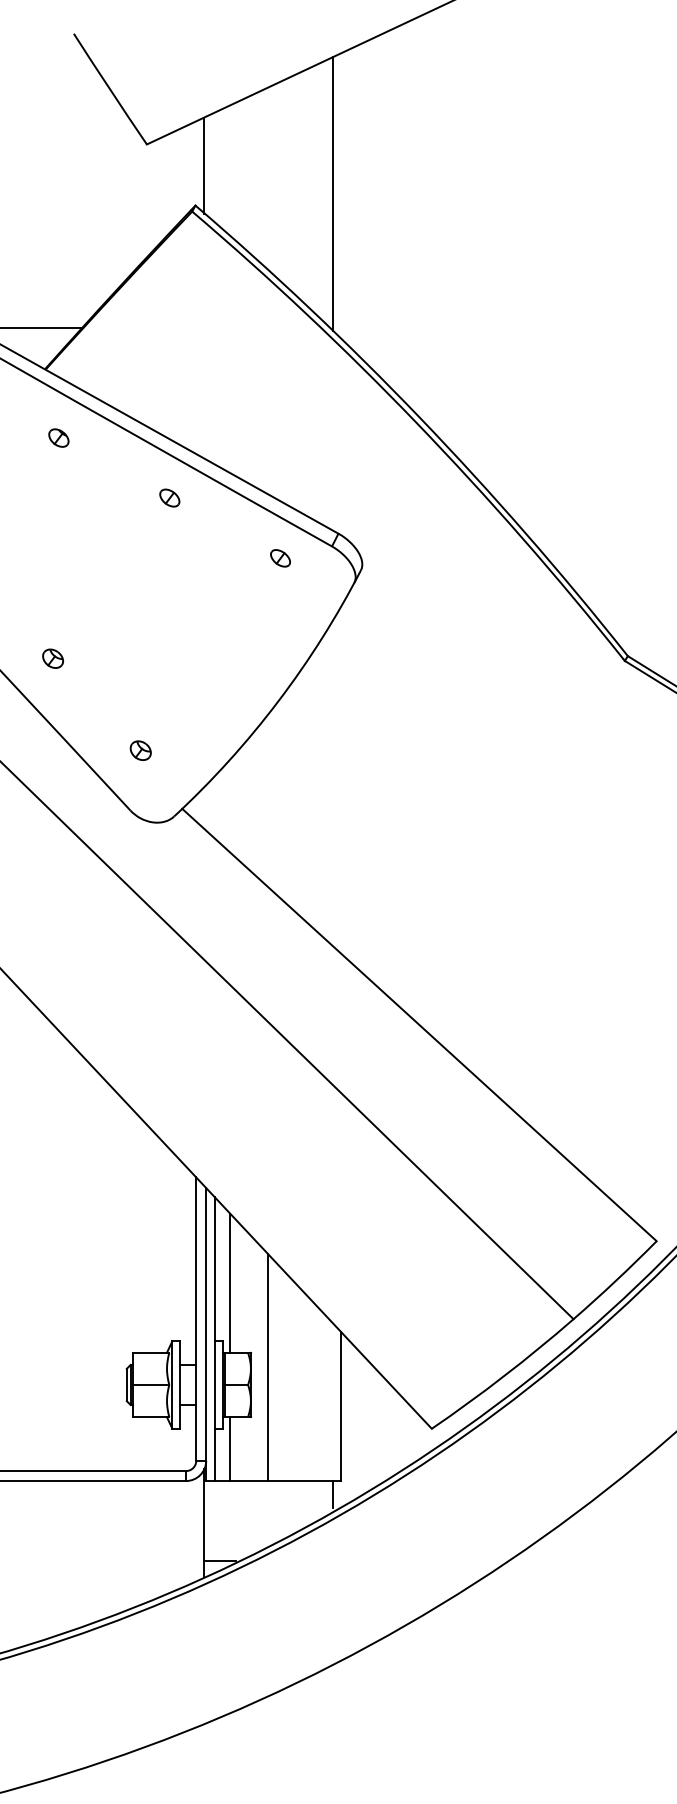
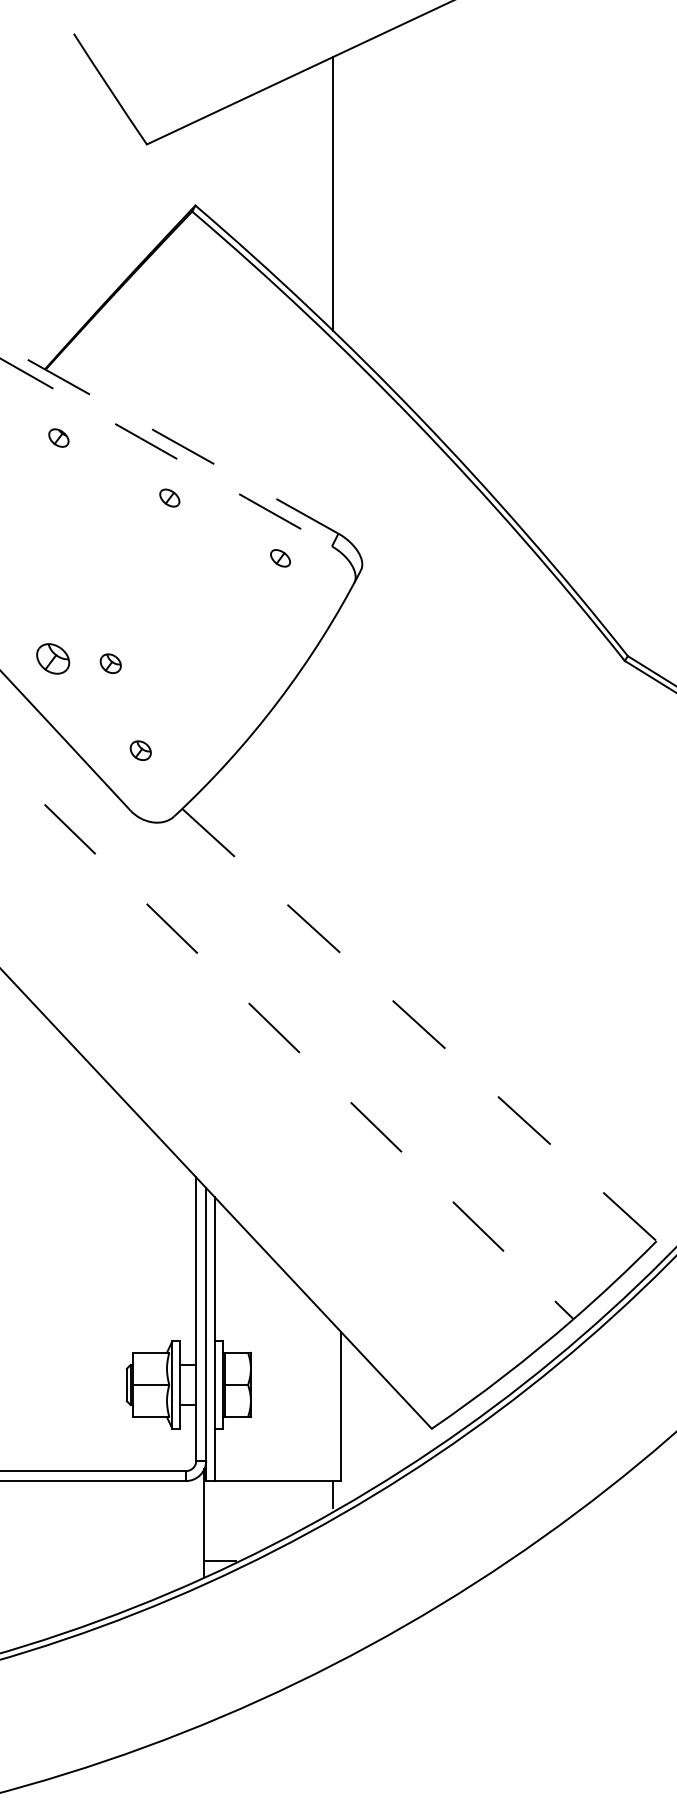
line: present -> none (204, 165)
line: present -> none (42, 327)
line: solid -> dashed (169, 439)
arc: solid -> dashed (165, 452)
part size: 22x21 px -> 35x32 px (53, 658)
part: none -> present (110, 663)
line: solid -> dashed (419, 1025)
line: solid -> dashed (286, 1040)
line: present -> none (230, 1282)
line: present -> none (268, 1367)
line: present -> none (230, 1449)
